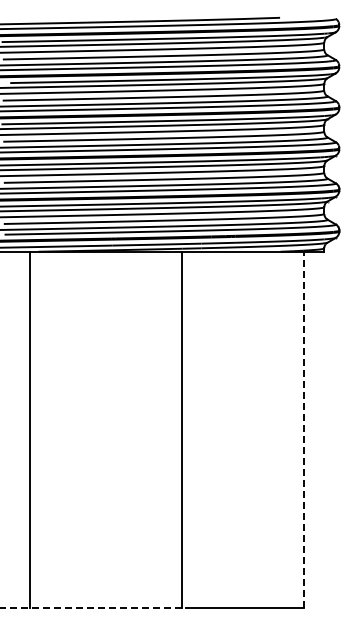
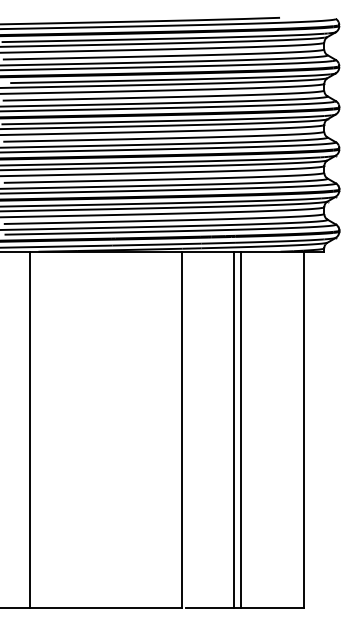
line: none -> present (233, 429)
line: none -> present (240, 429)
line: dashed -> solid (303, 429)
line: dashed -> solid (91, 608)
